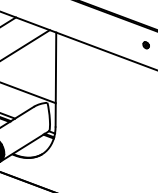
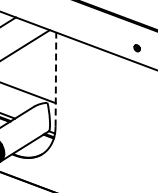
part position: (145, 45) -> (136, 48) (136, 48)
line: solid -> dashed (55, 79)
